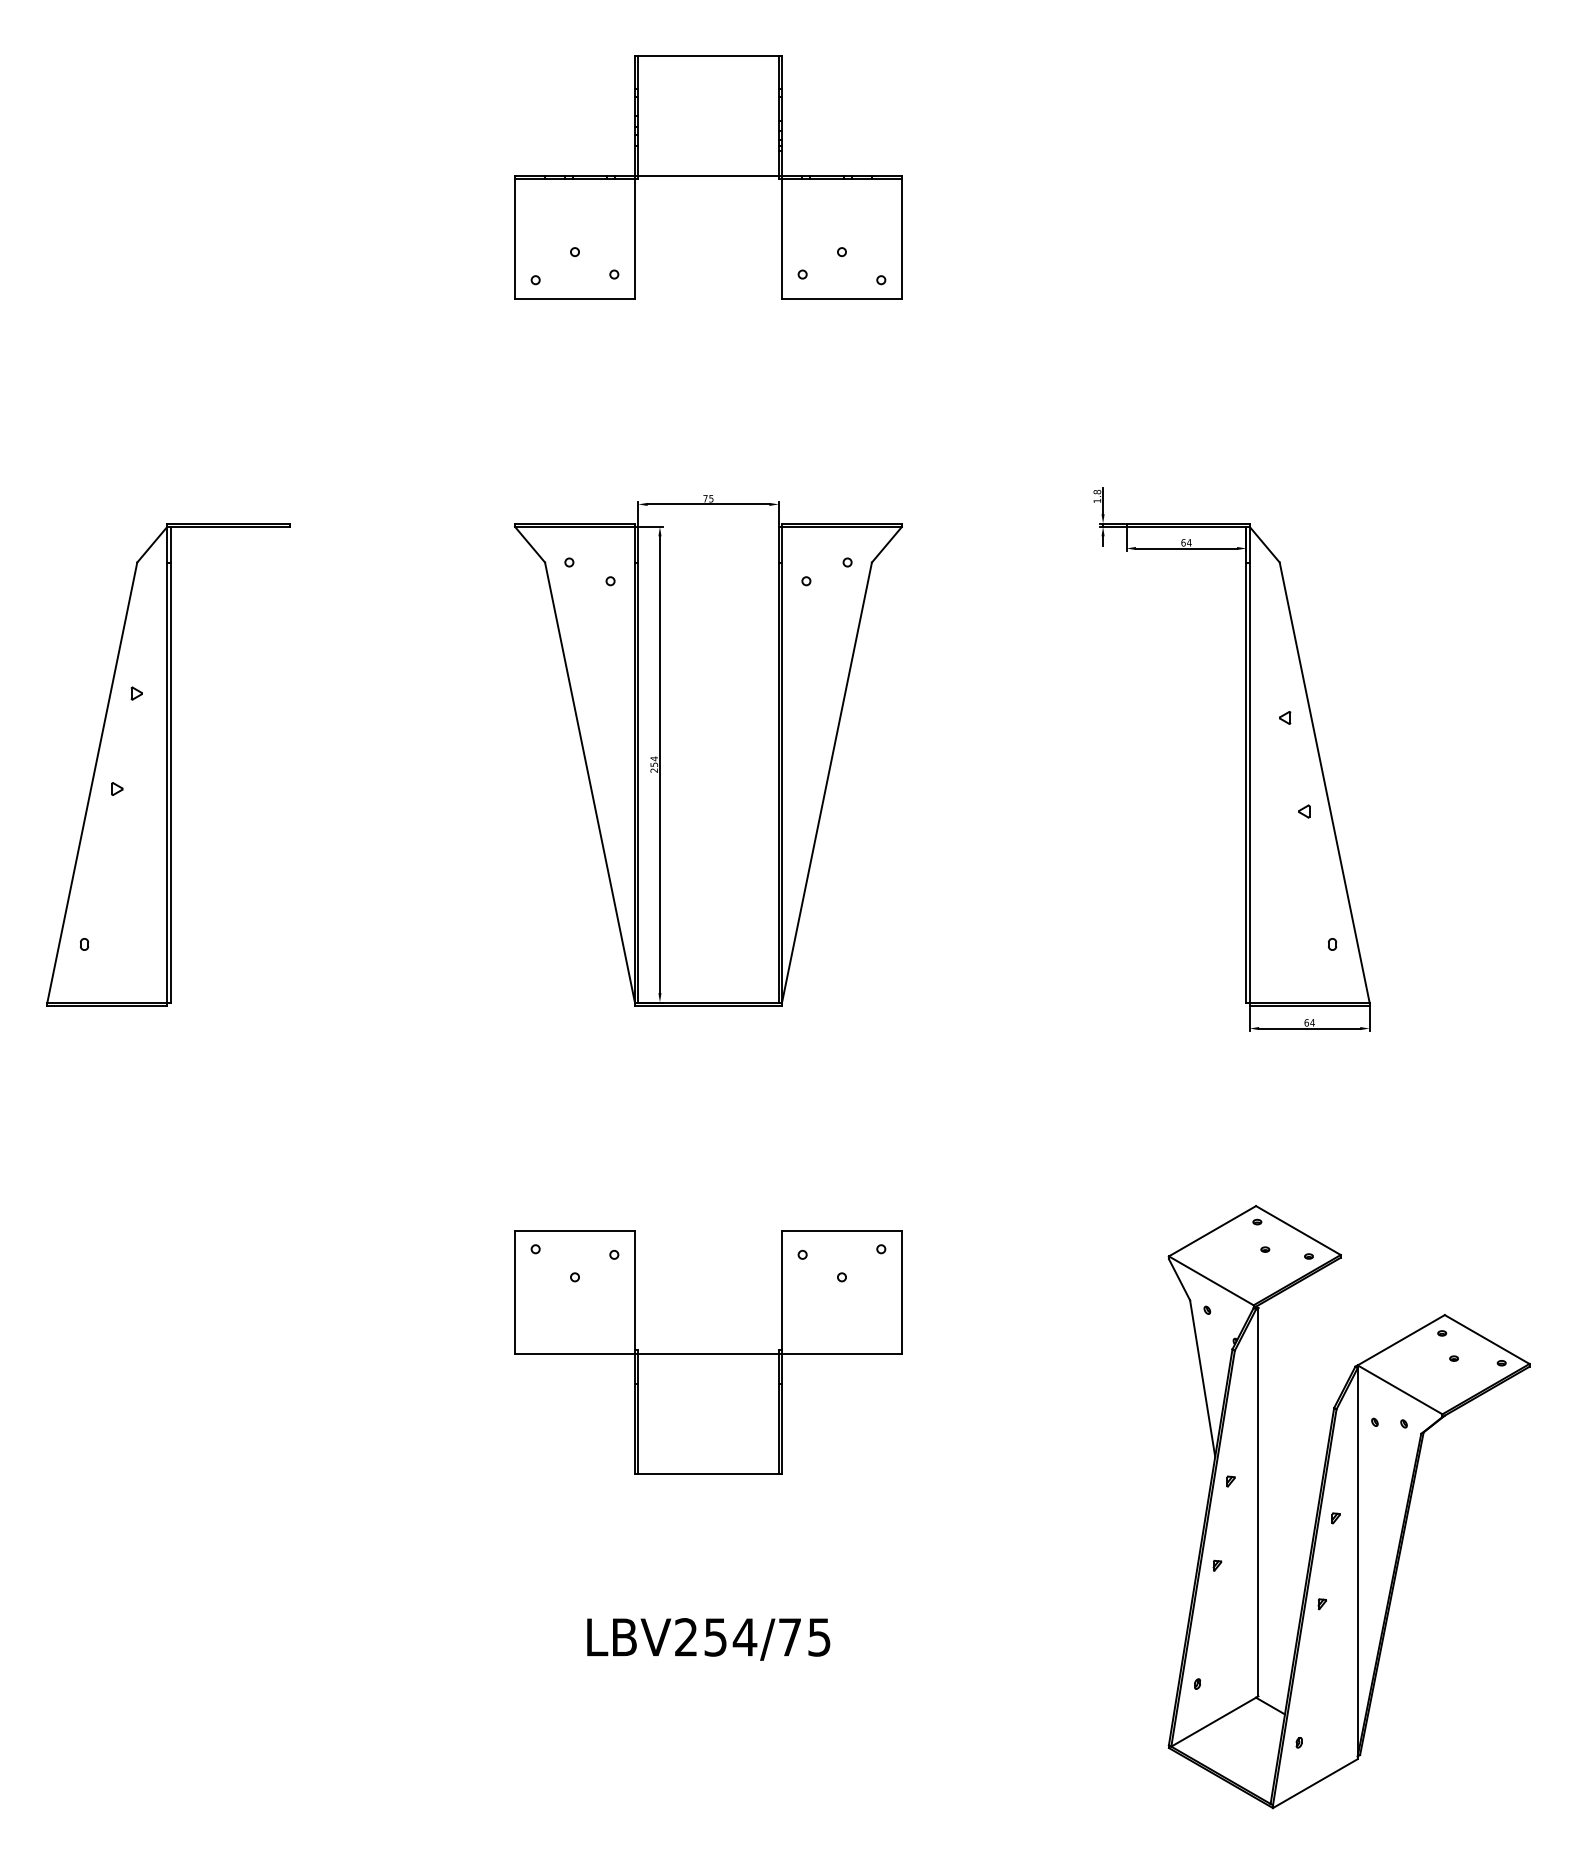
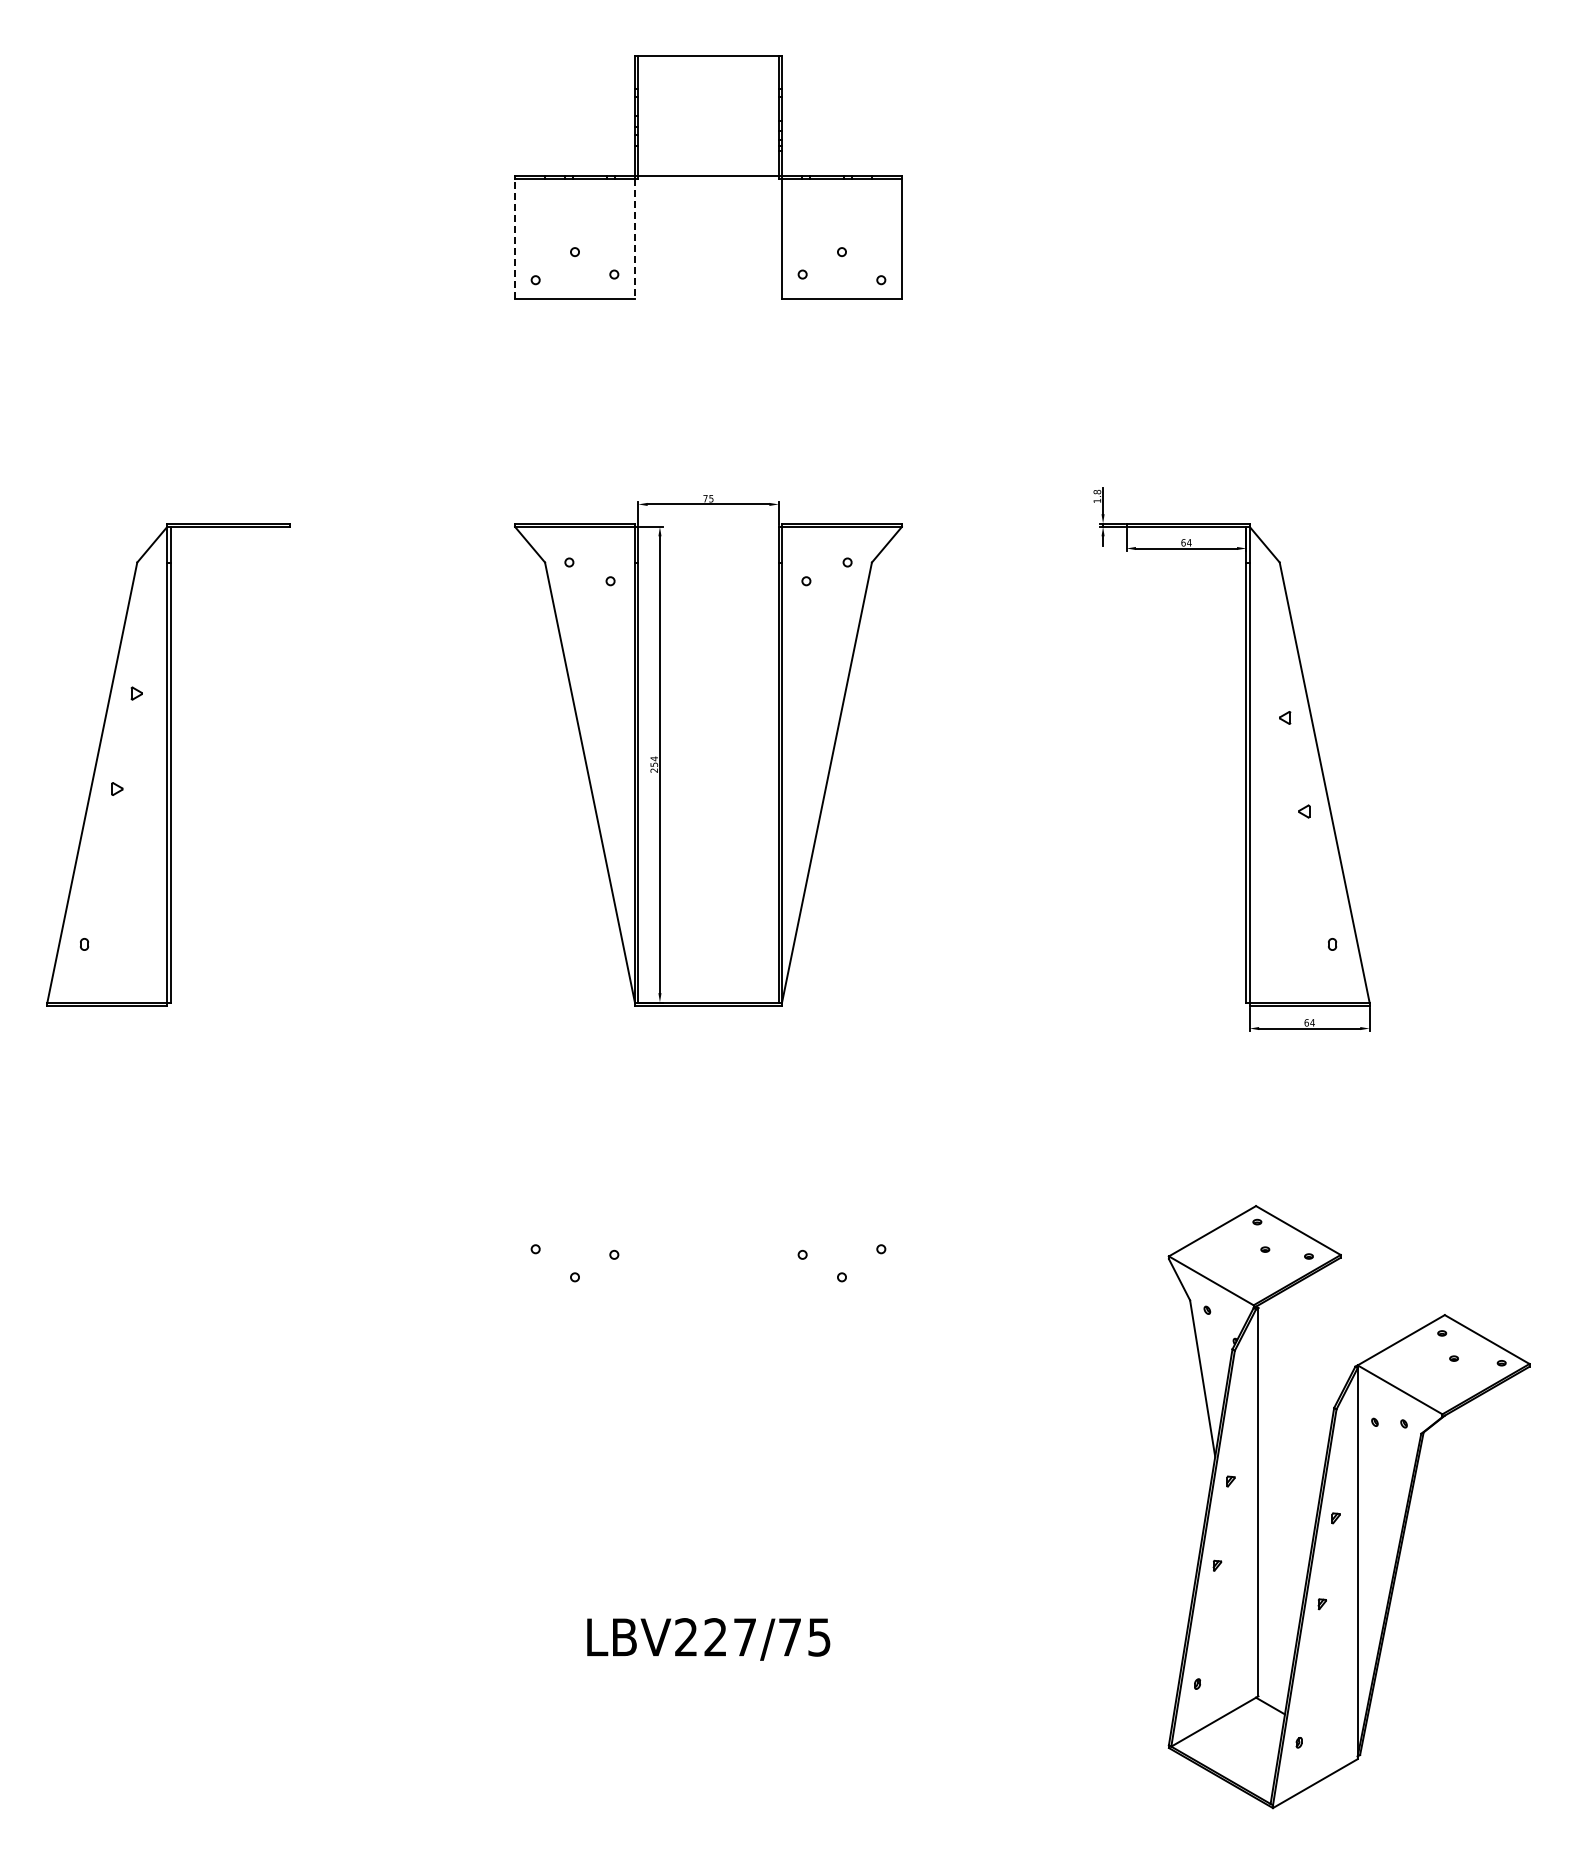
line: solid -> dashed (515, 239)
line: solid -> dashed (634, 239)
part: present -> none (708, 1352)
text: LBV254/75 -> LBV227/75 (730, 1637)
